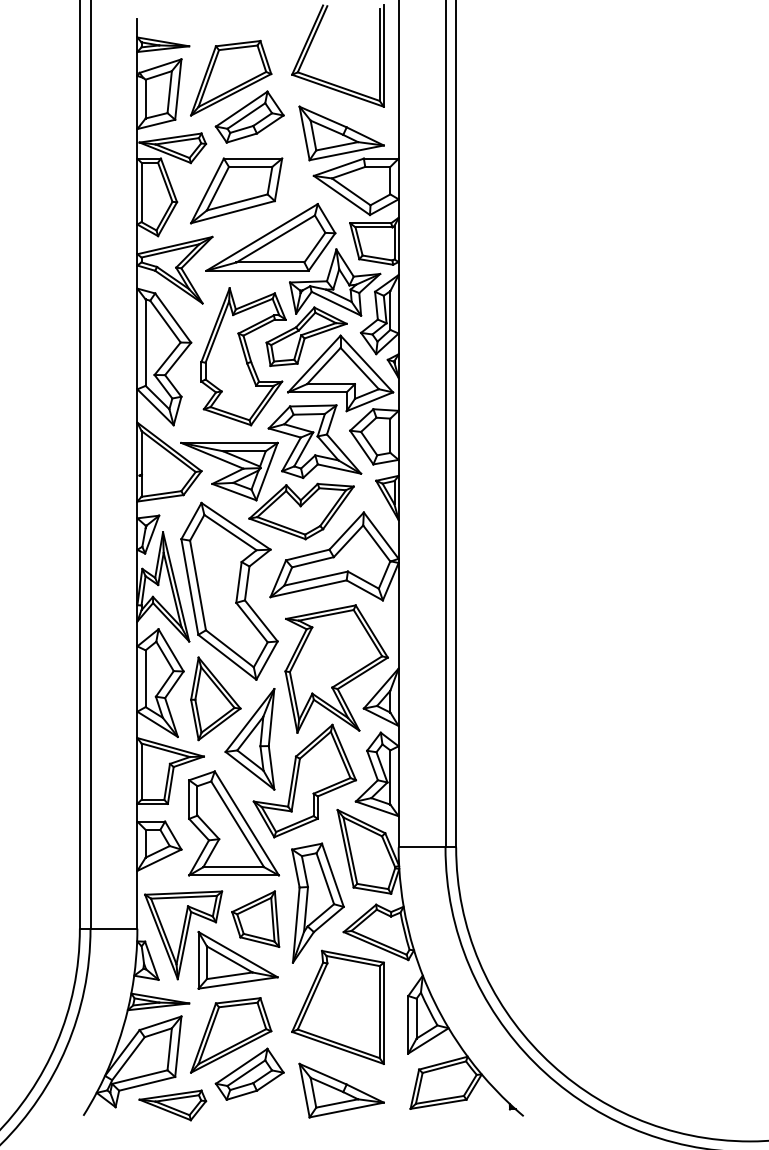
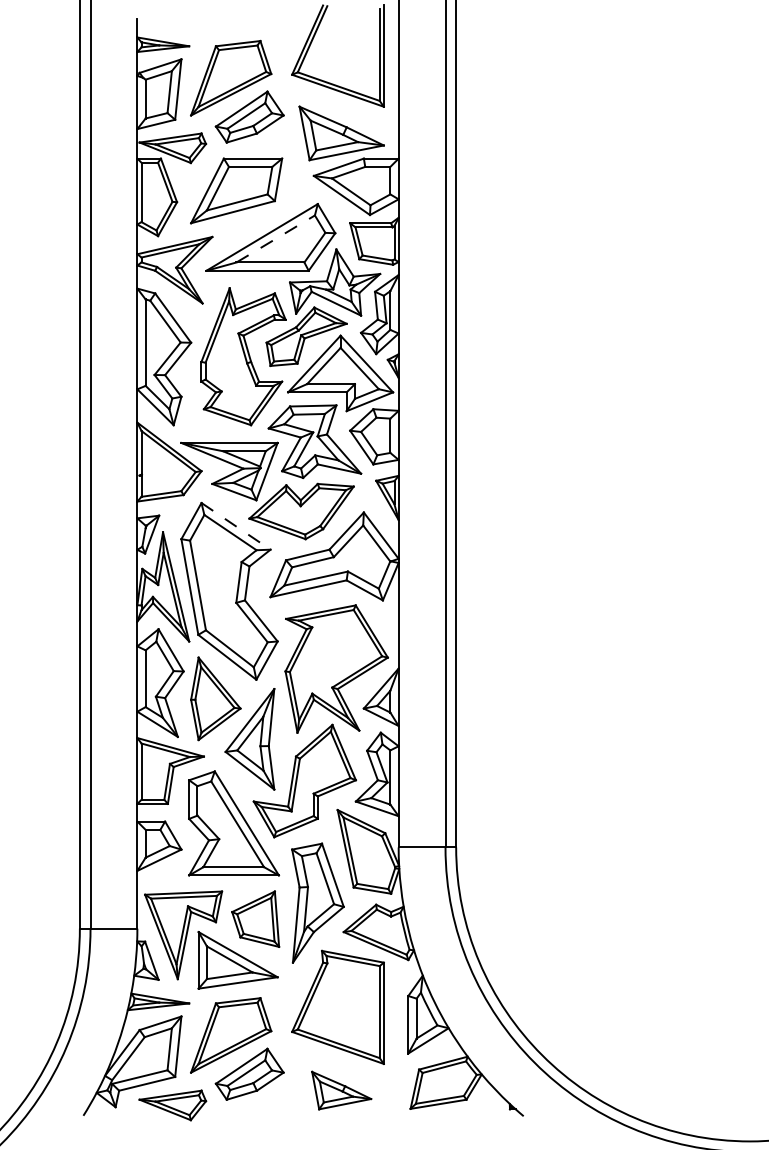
line: solid -> dashed (275, 238)
line: solid -> dashed (236, 526)
part size: 87x57 px -> 62x41 px (341, 1090)
